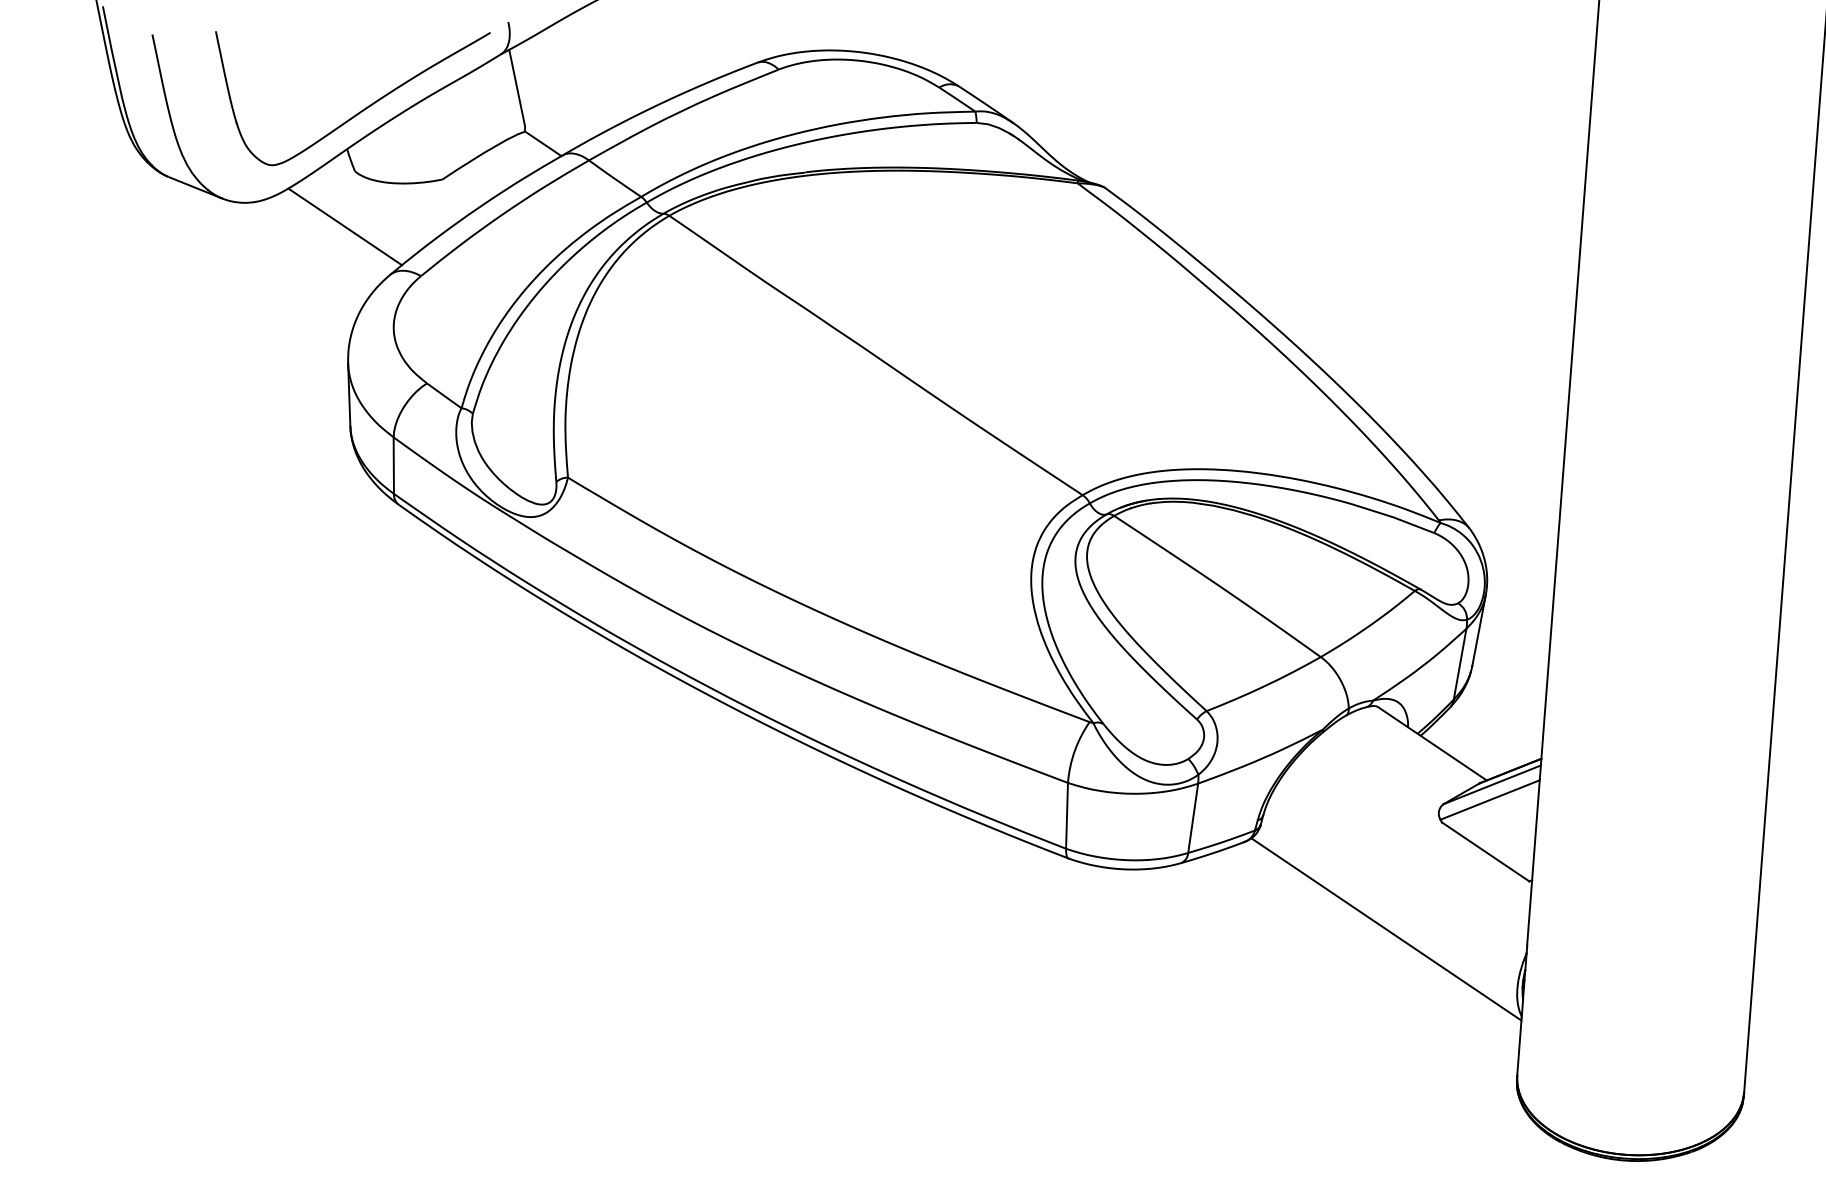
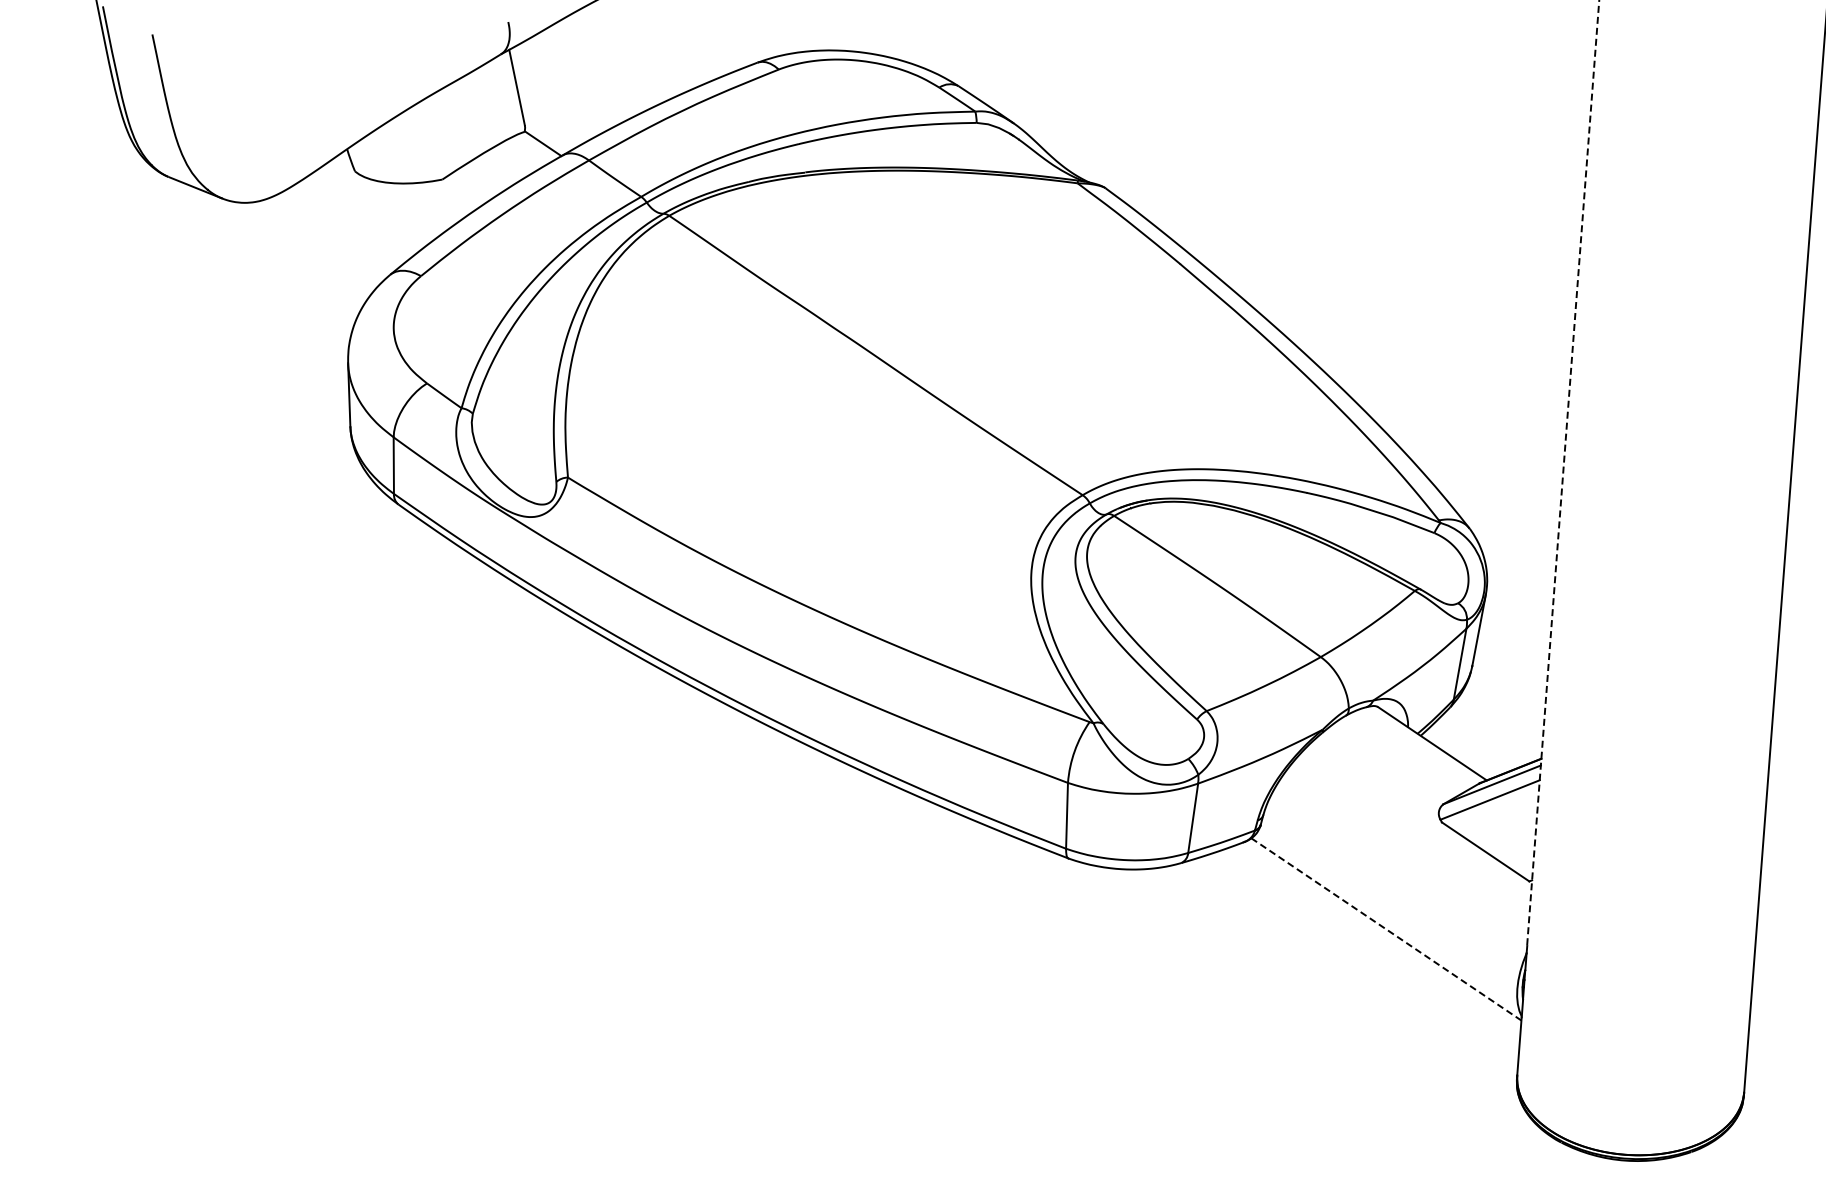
curve: present -> none (359, 111)
line: present -> none (345, 226)
line: solid -> dashed (1563, 473)
line: solid -> dashed (1386, 929)
